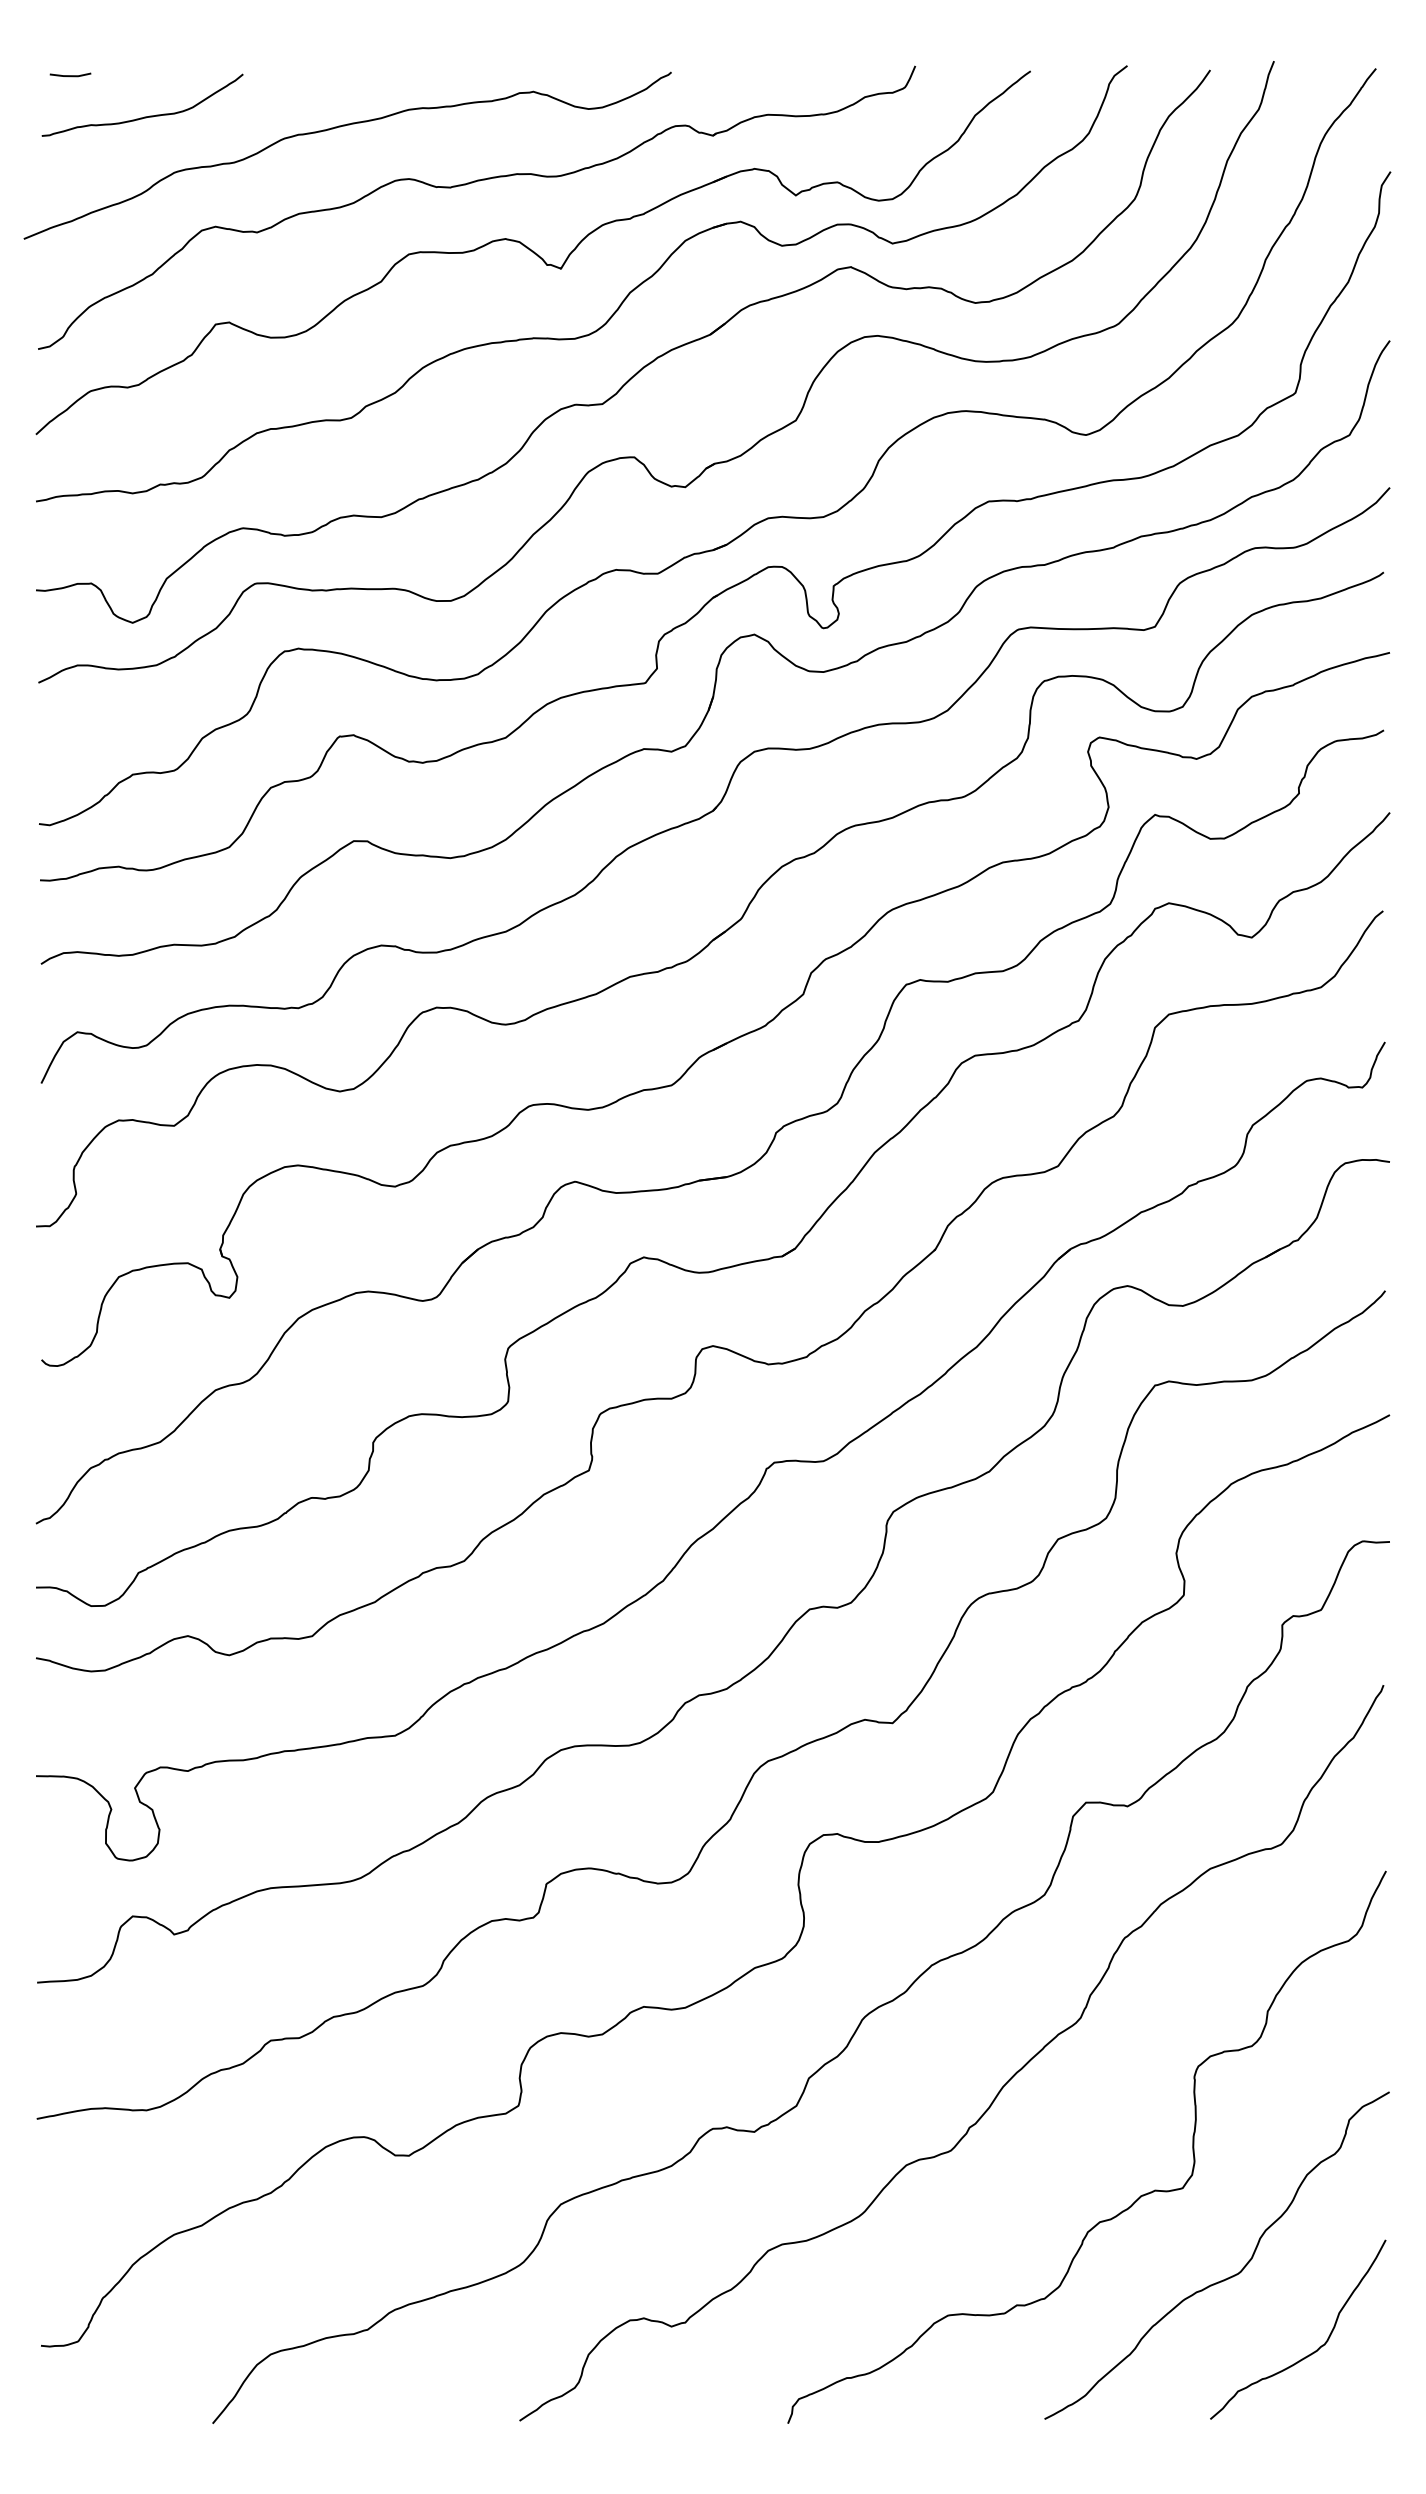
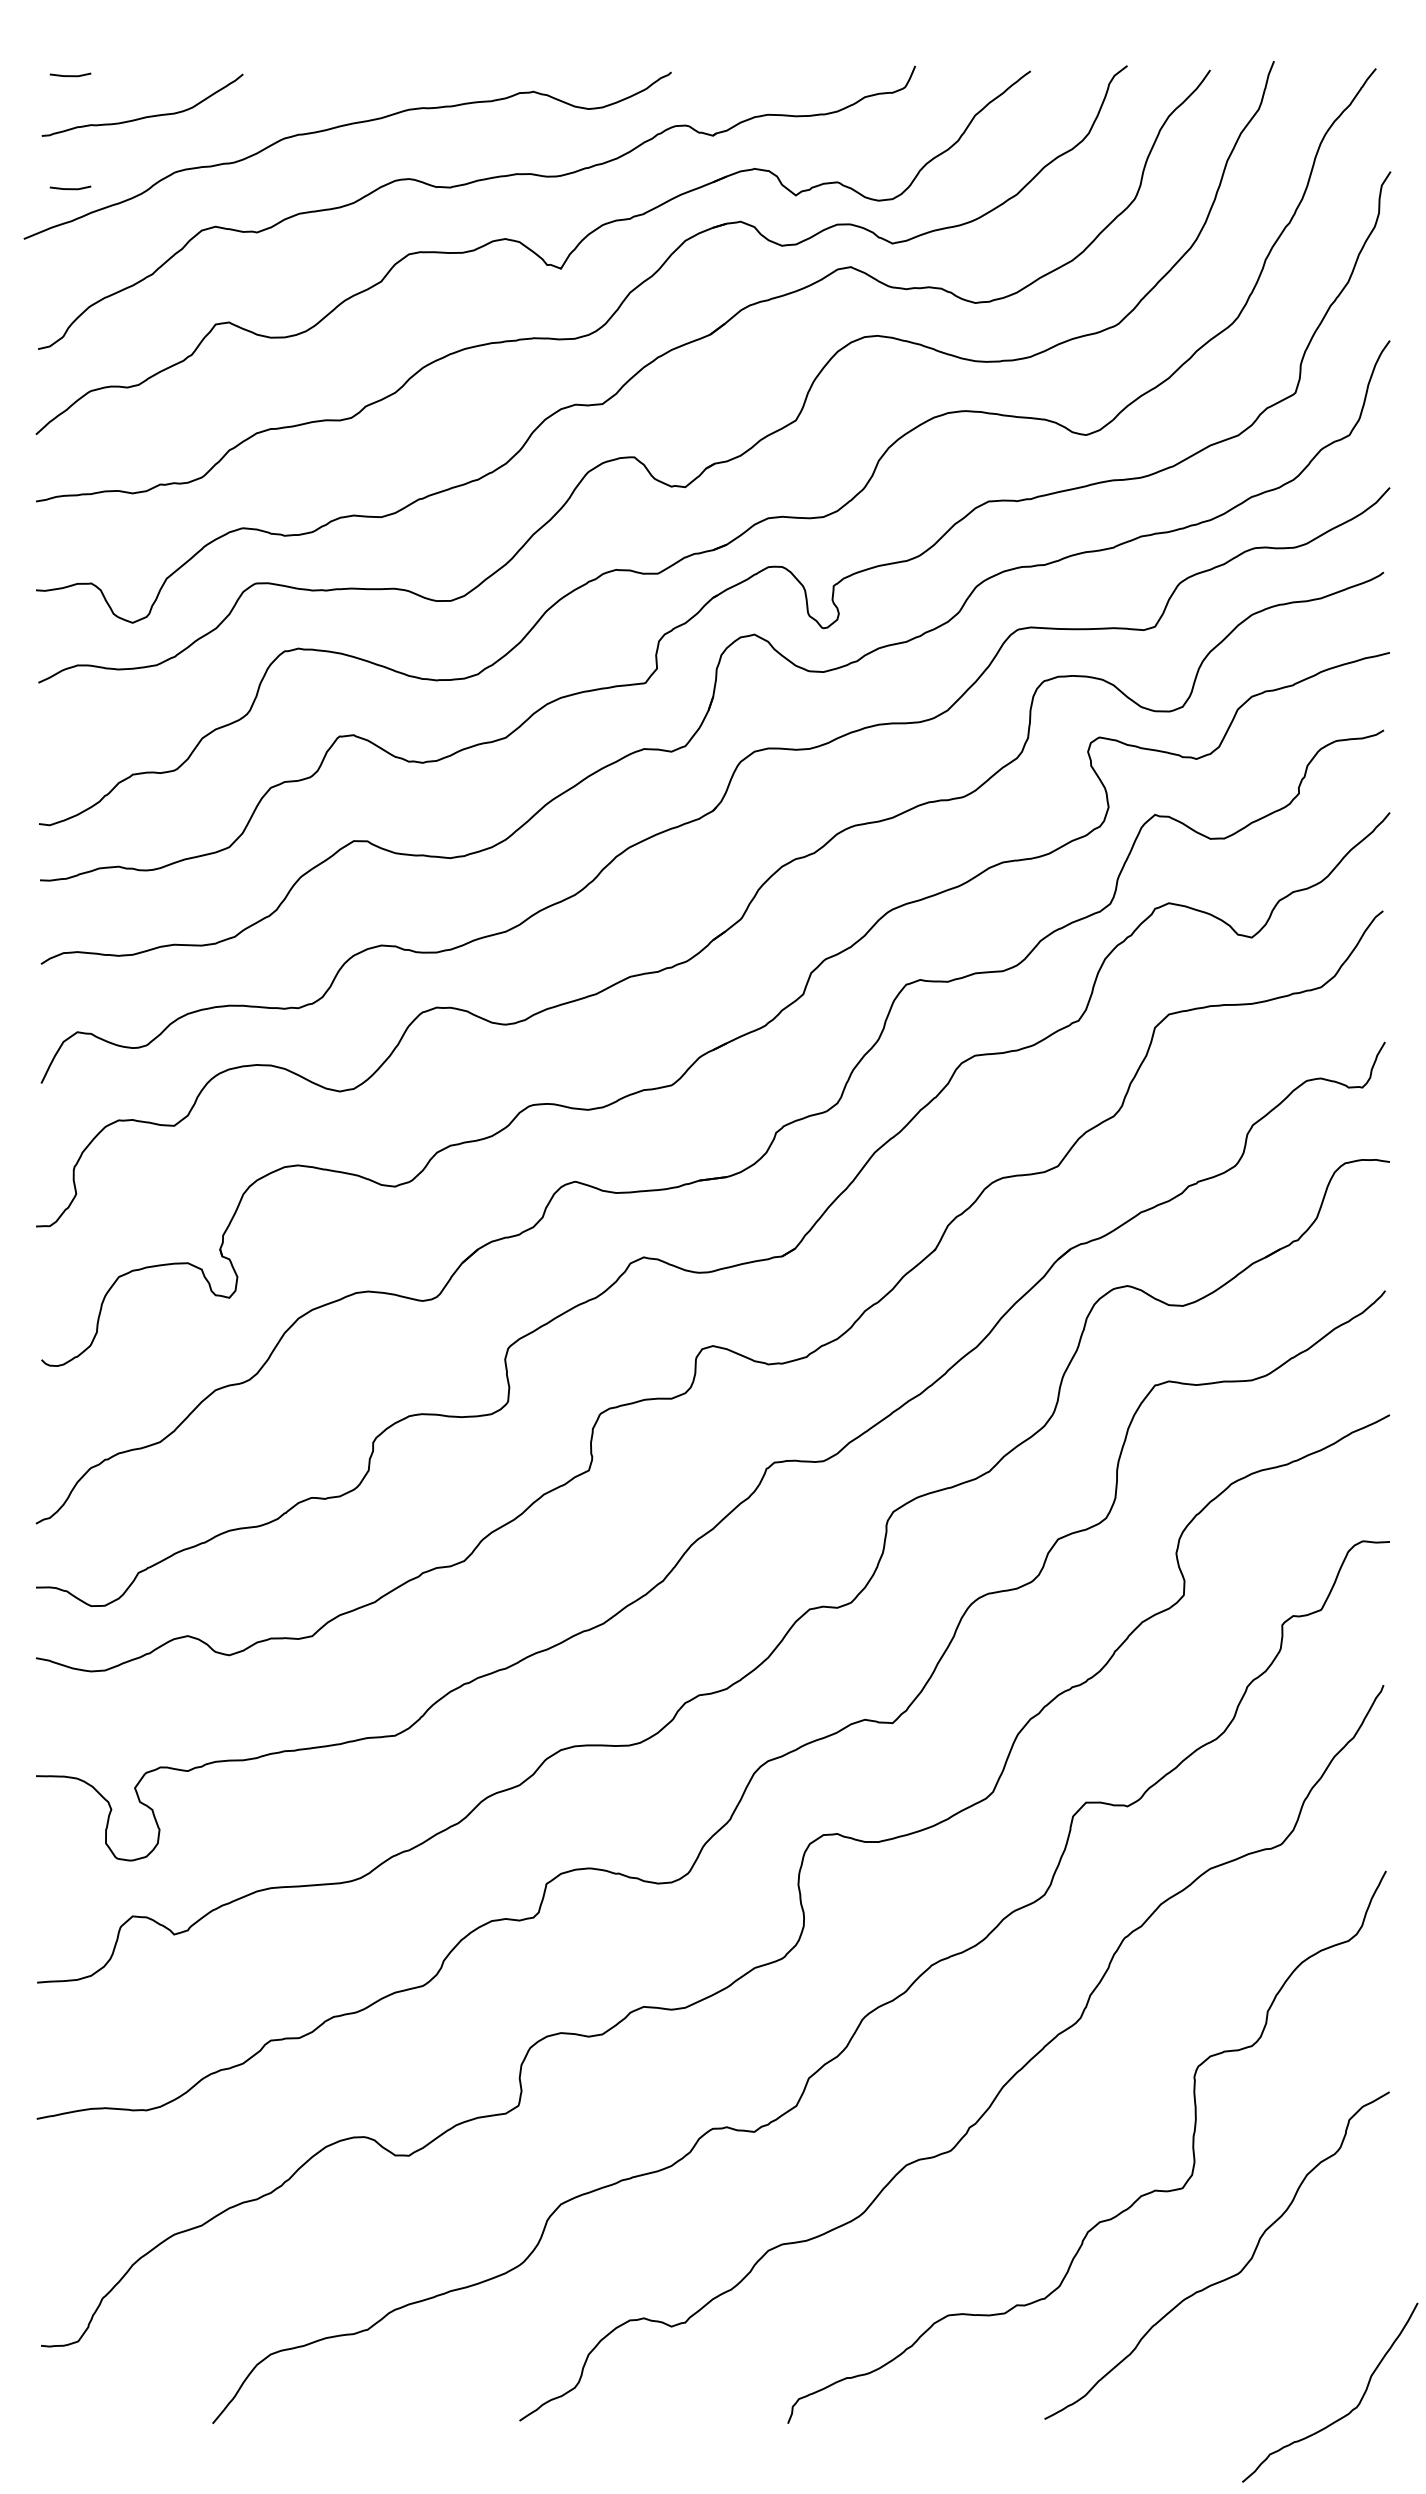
line: none -> present (70, 188)
curve position: (1313, 2351) -> (1345, 2414) (1345, 2414)
